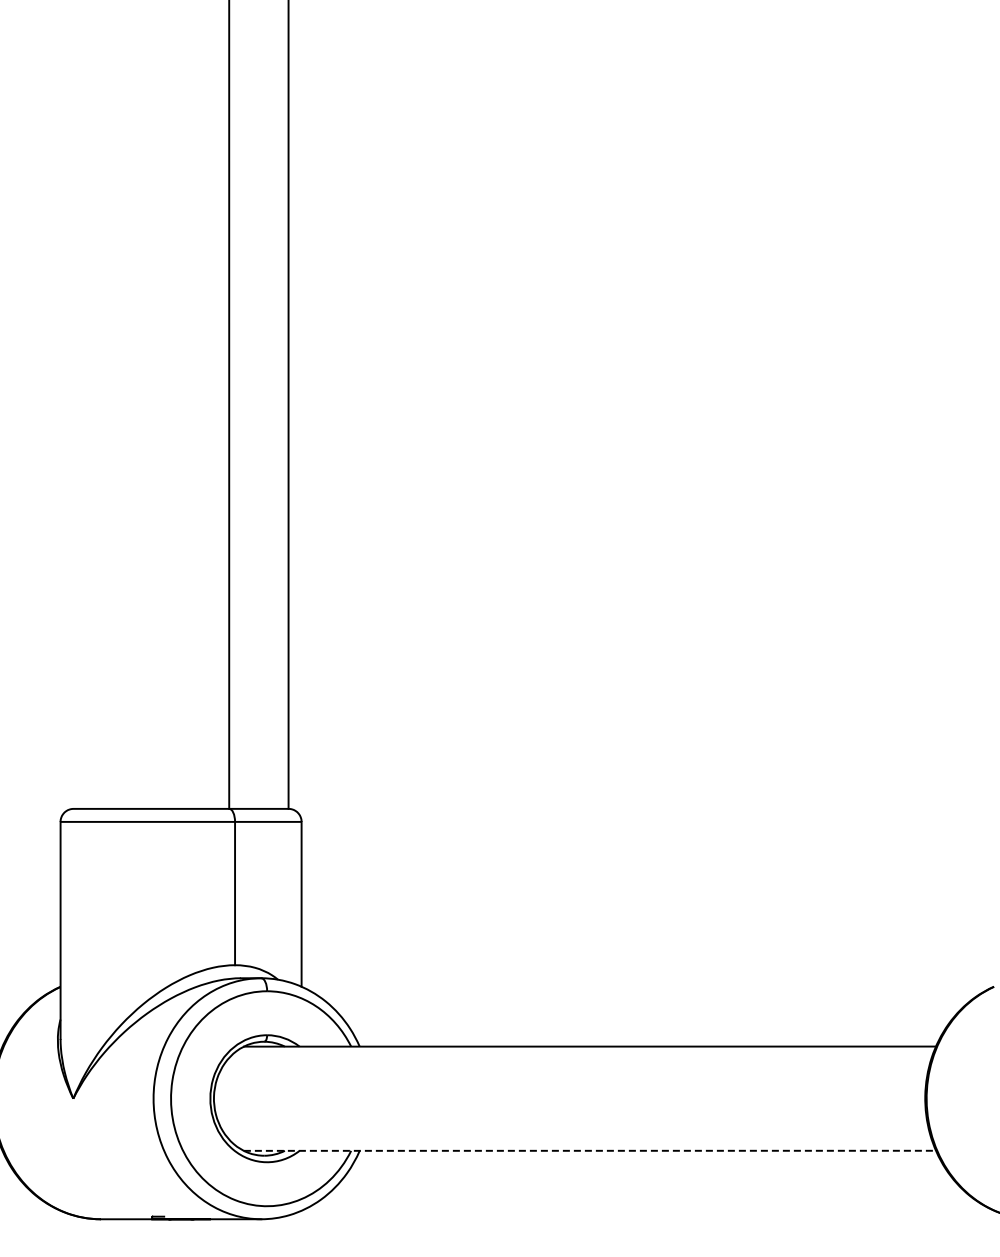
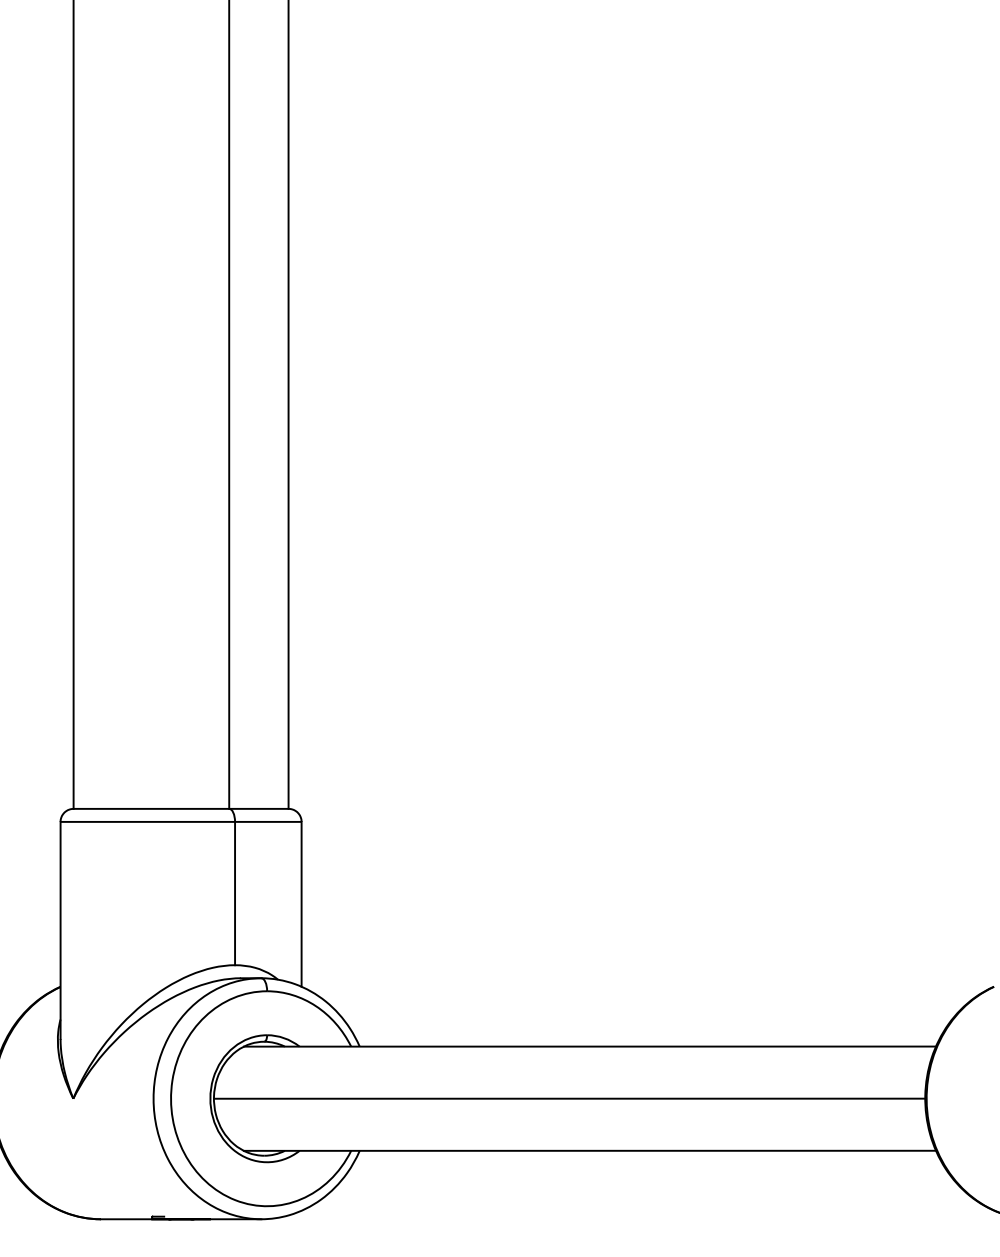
line: none -> present (73, 405)
line: none -> present (569, 1098)
line: dashed -> solid (590, 1150)
